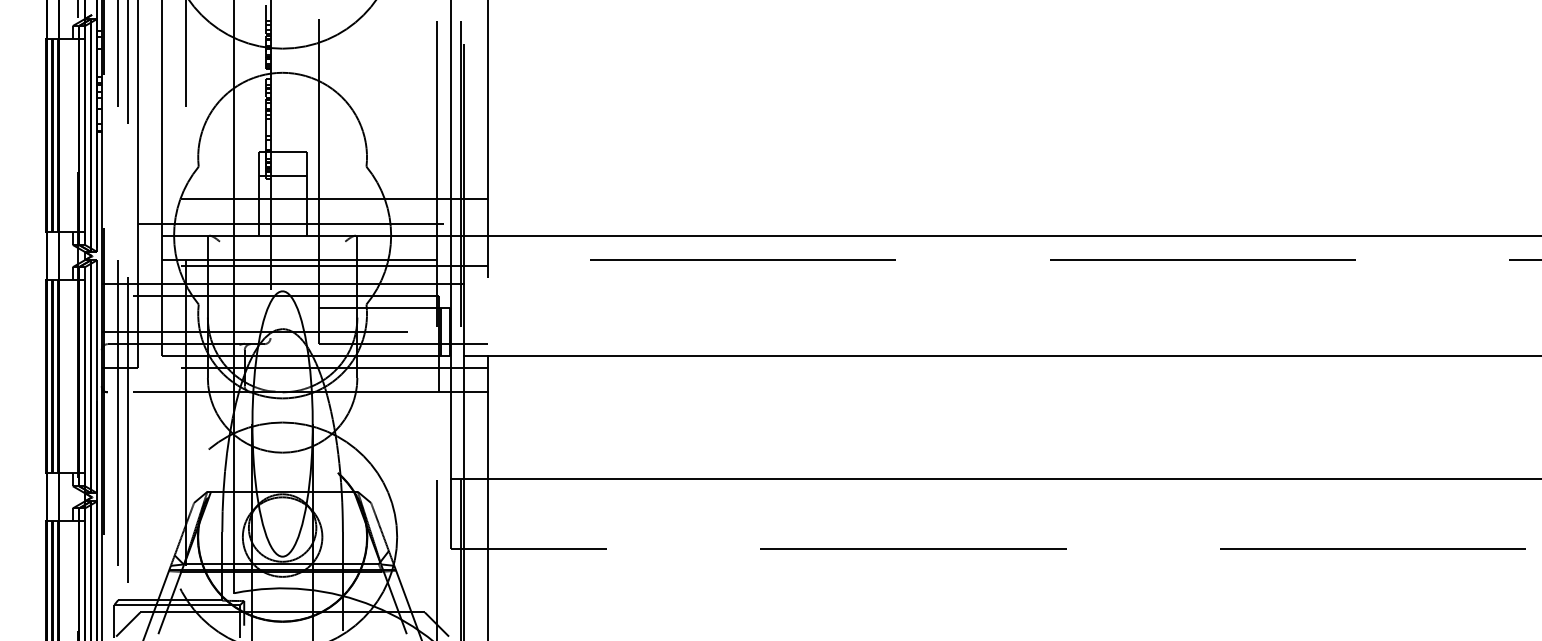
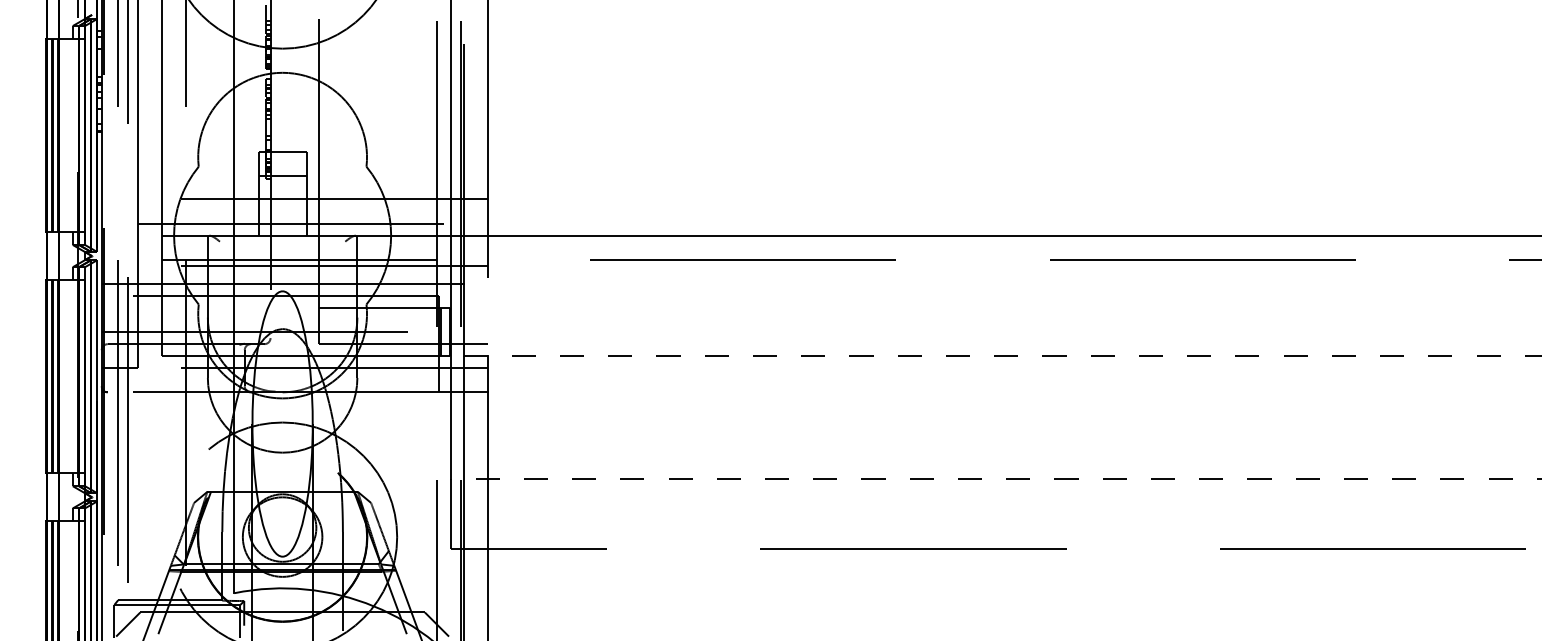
line: solid -> dashed (1002, 356)
line: solid -> dashed (996, 479)
